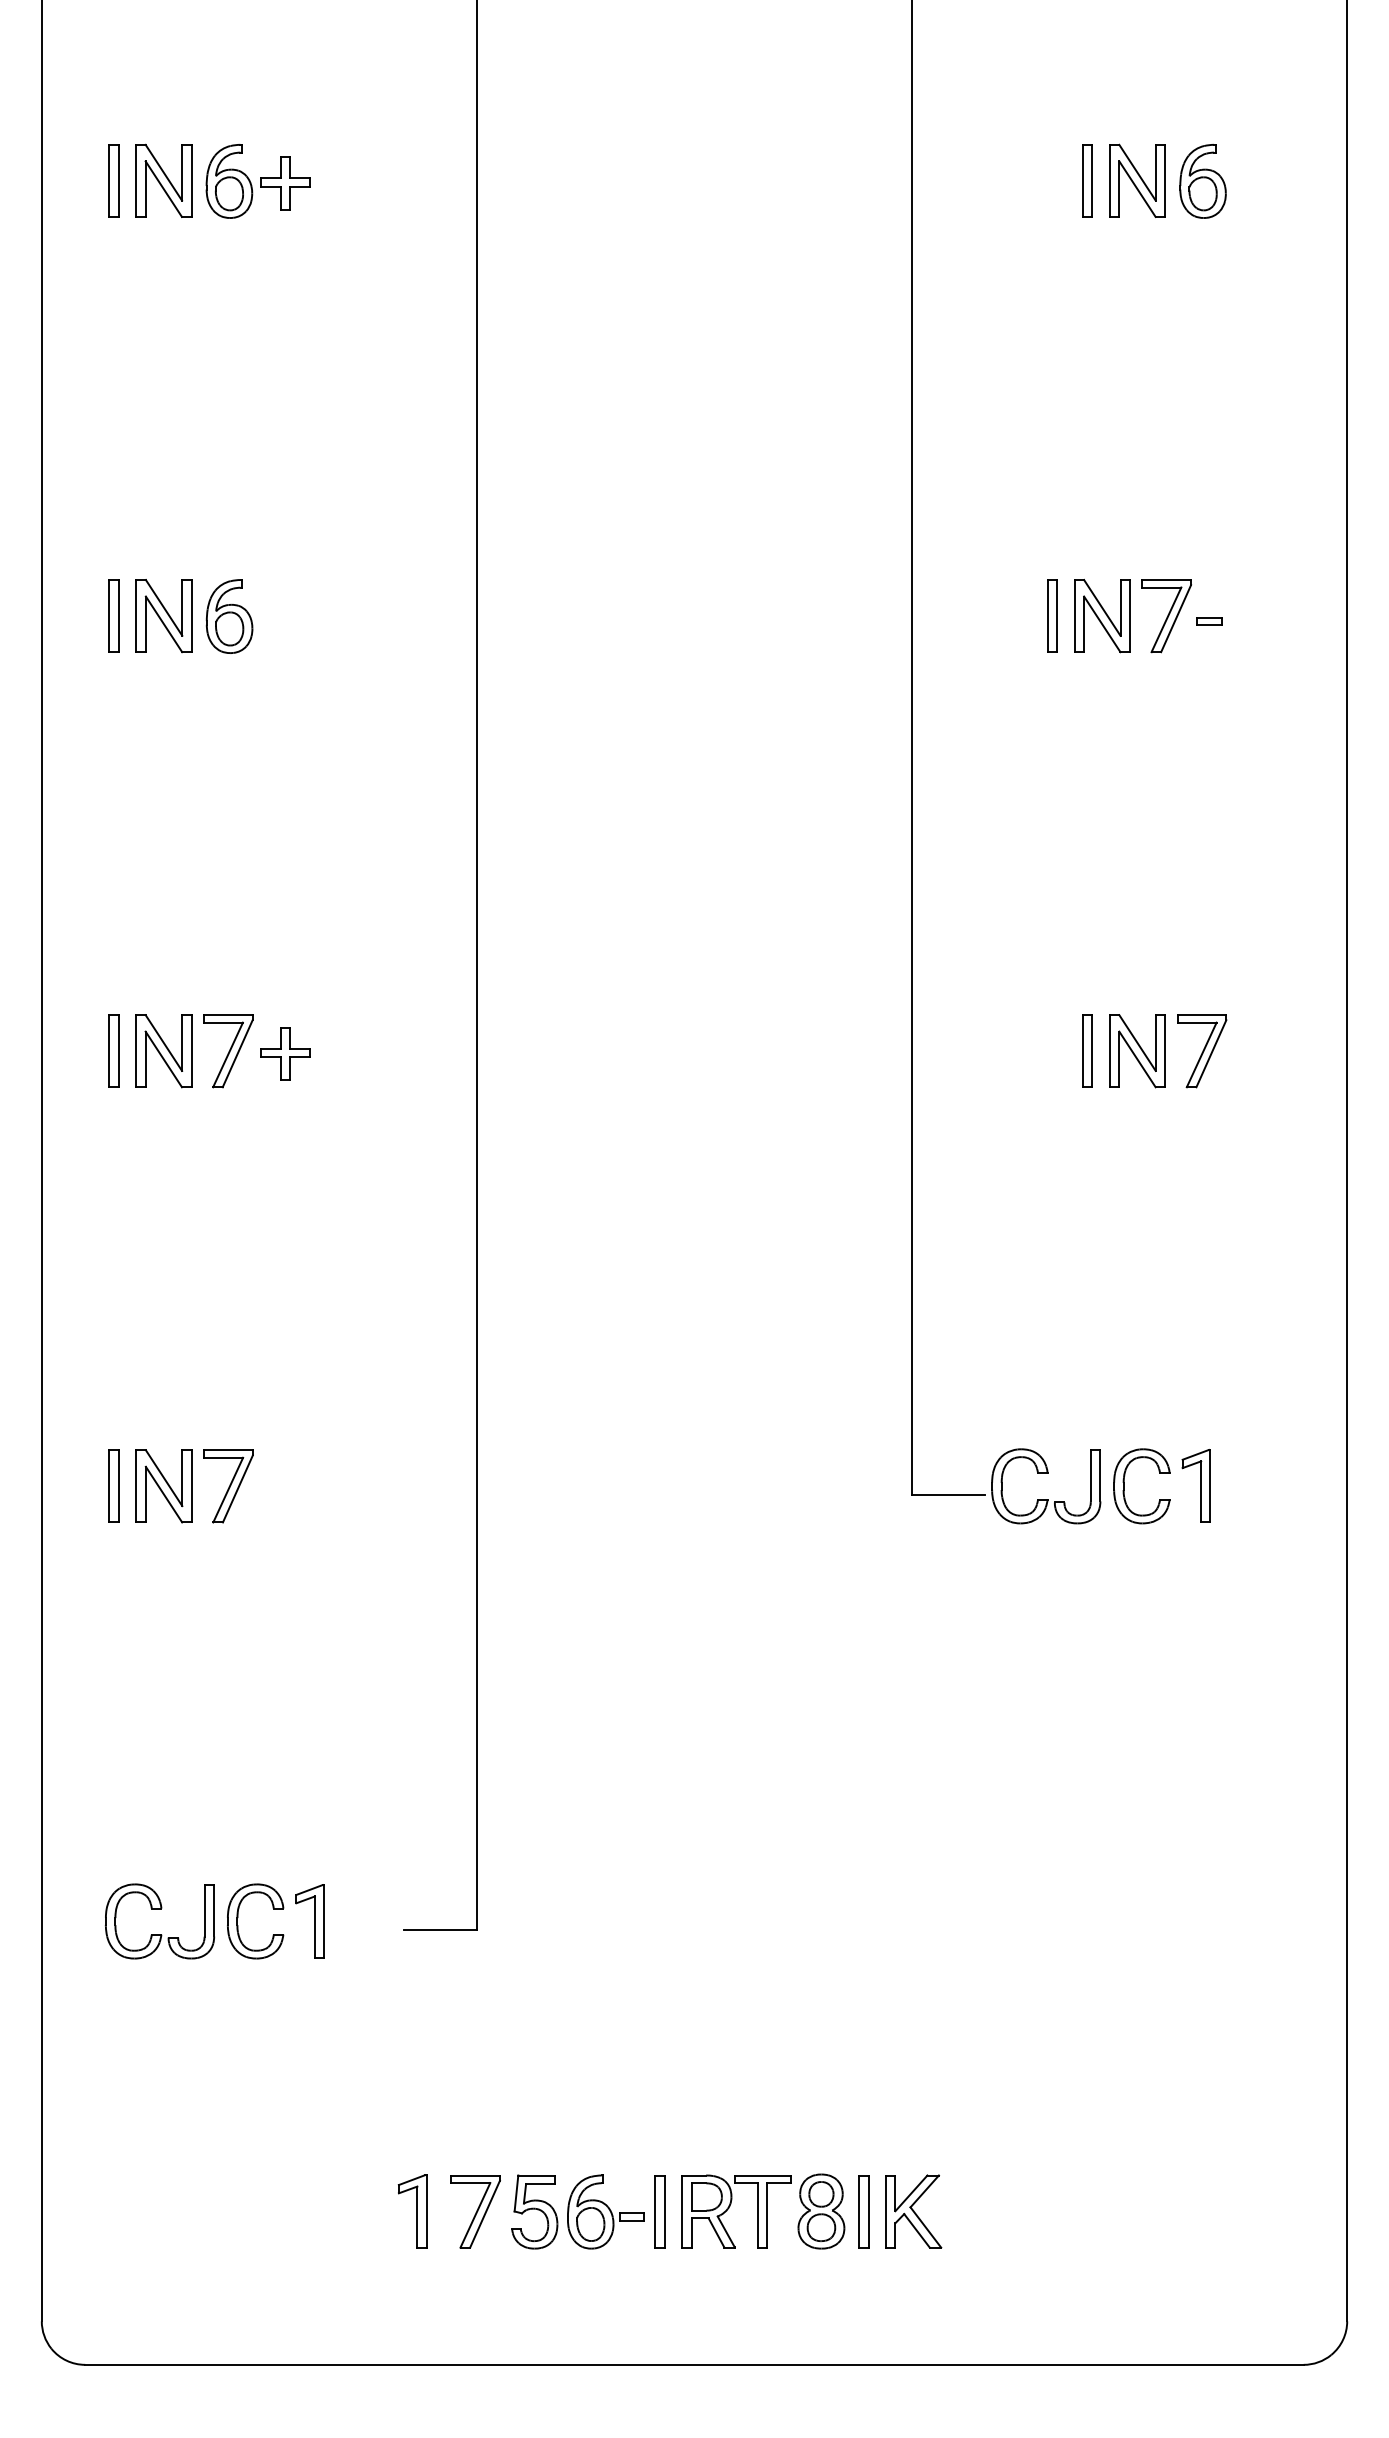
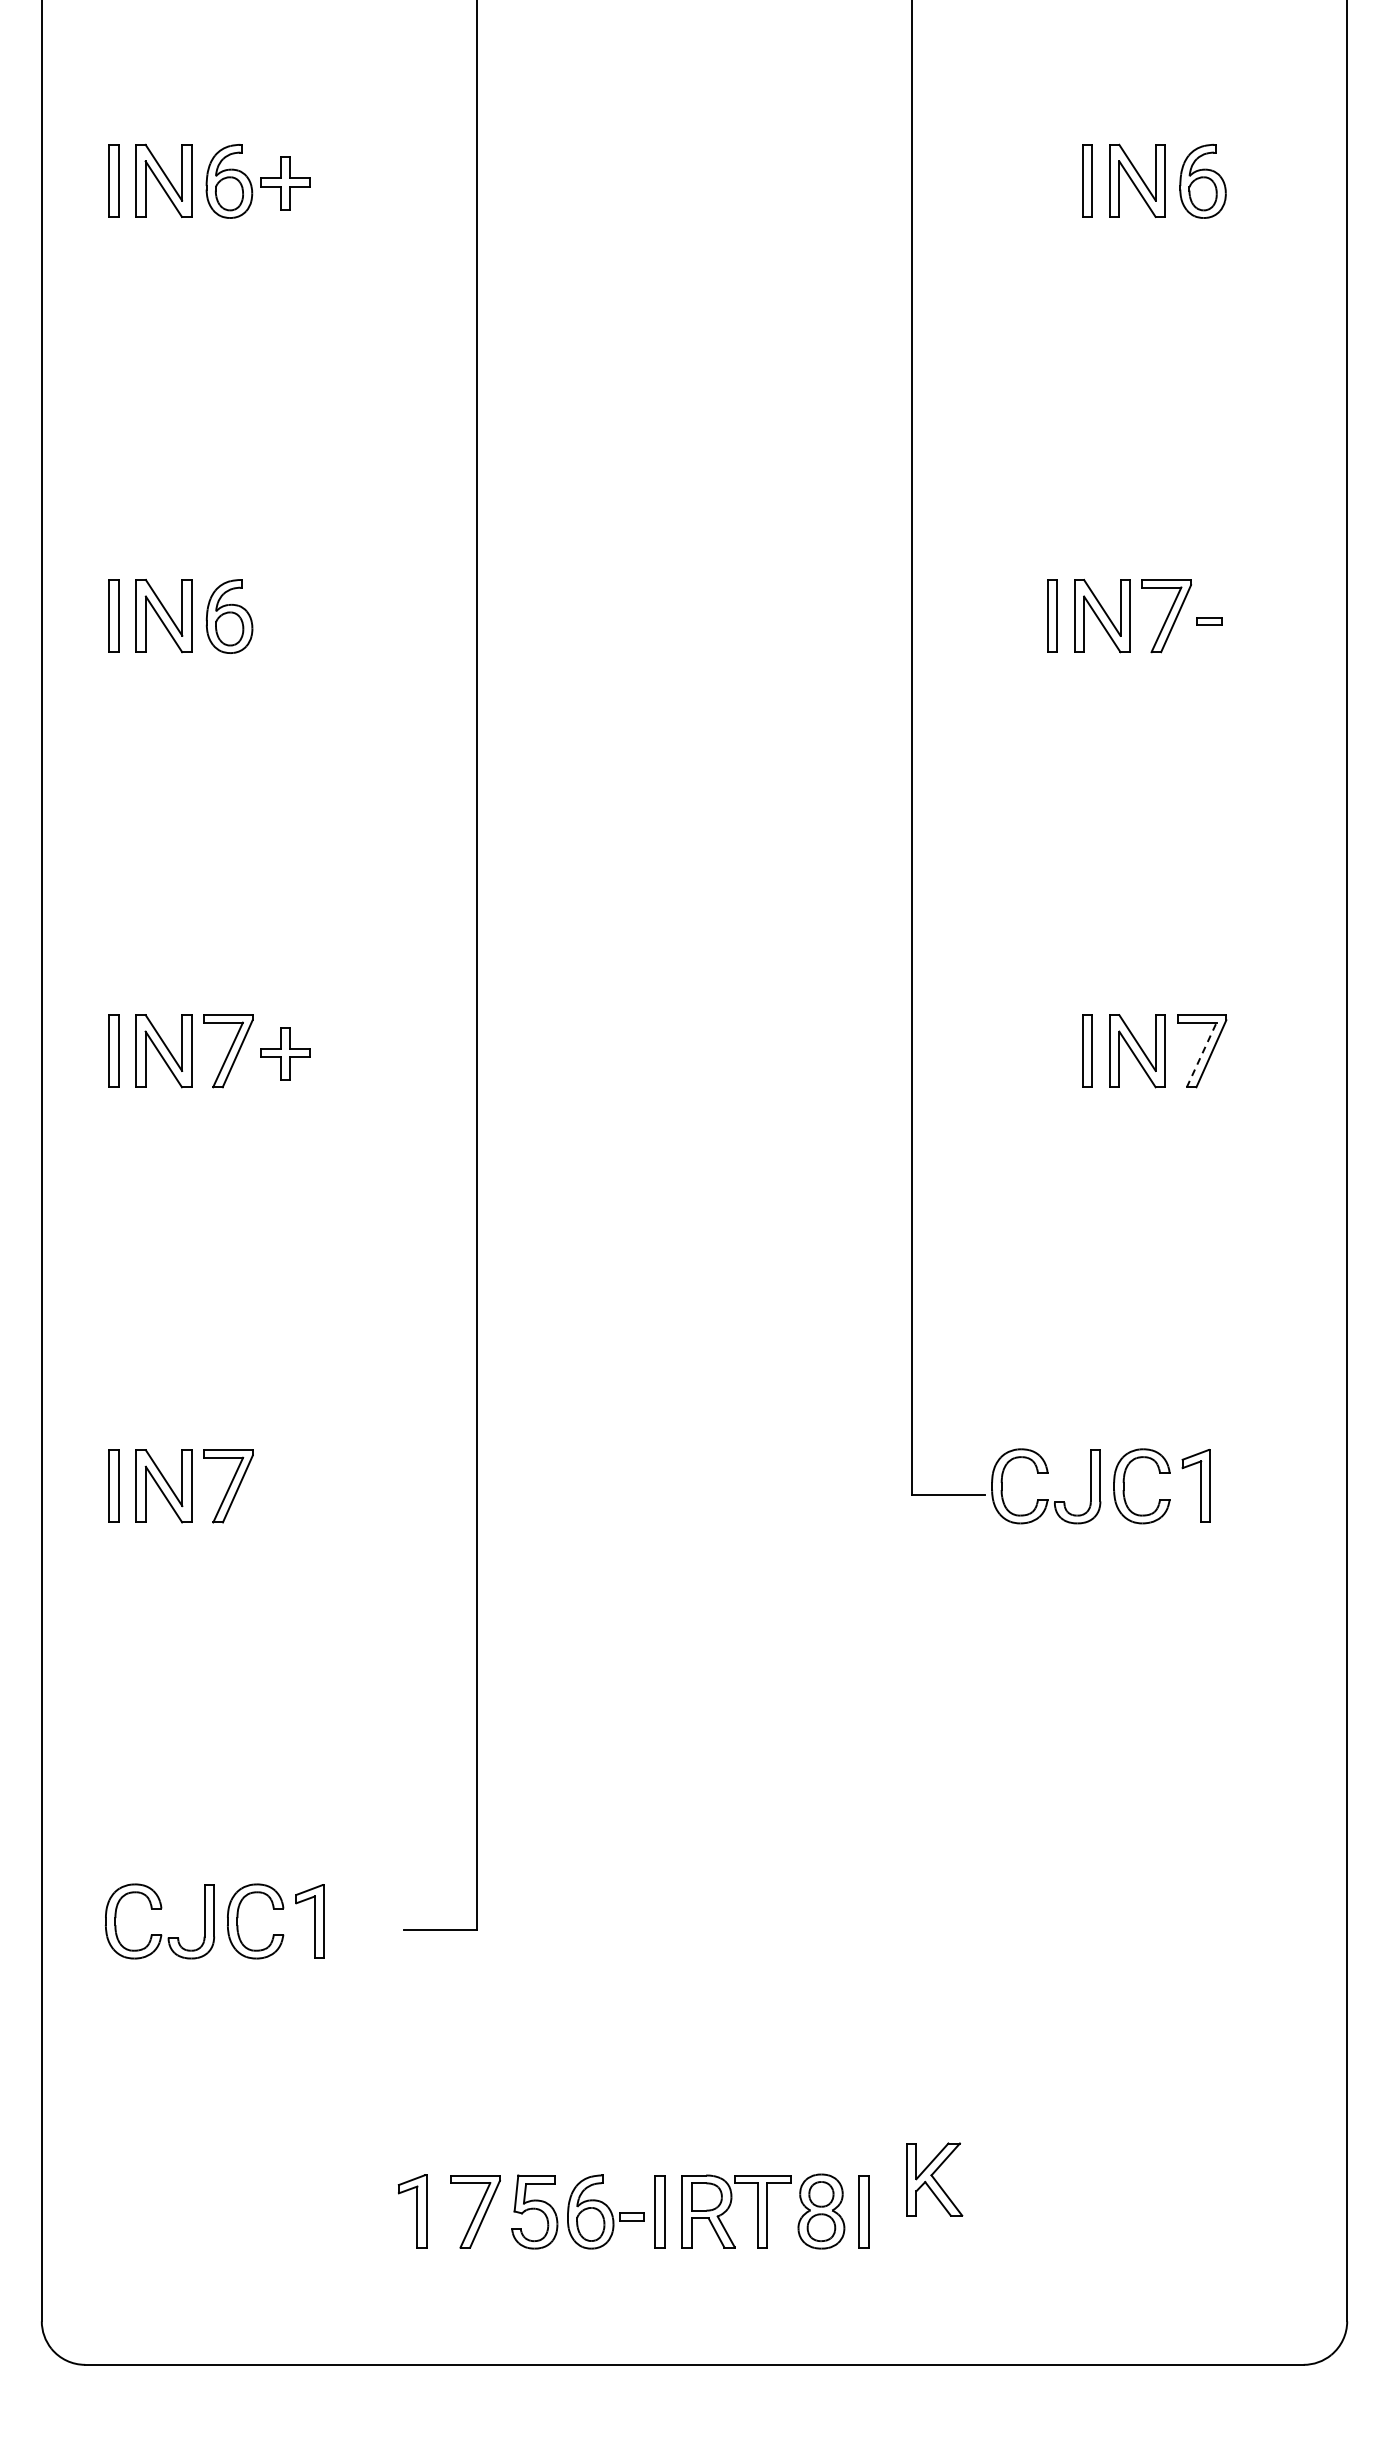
line: solid -> dashed (1201, 1054)
part position: (913, 2211) -> (934, 2179) (934, 2179)
